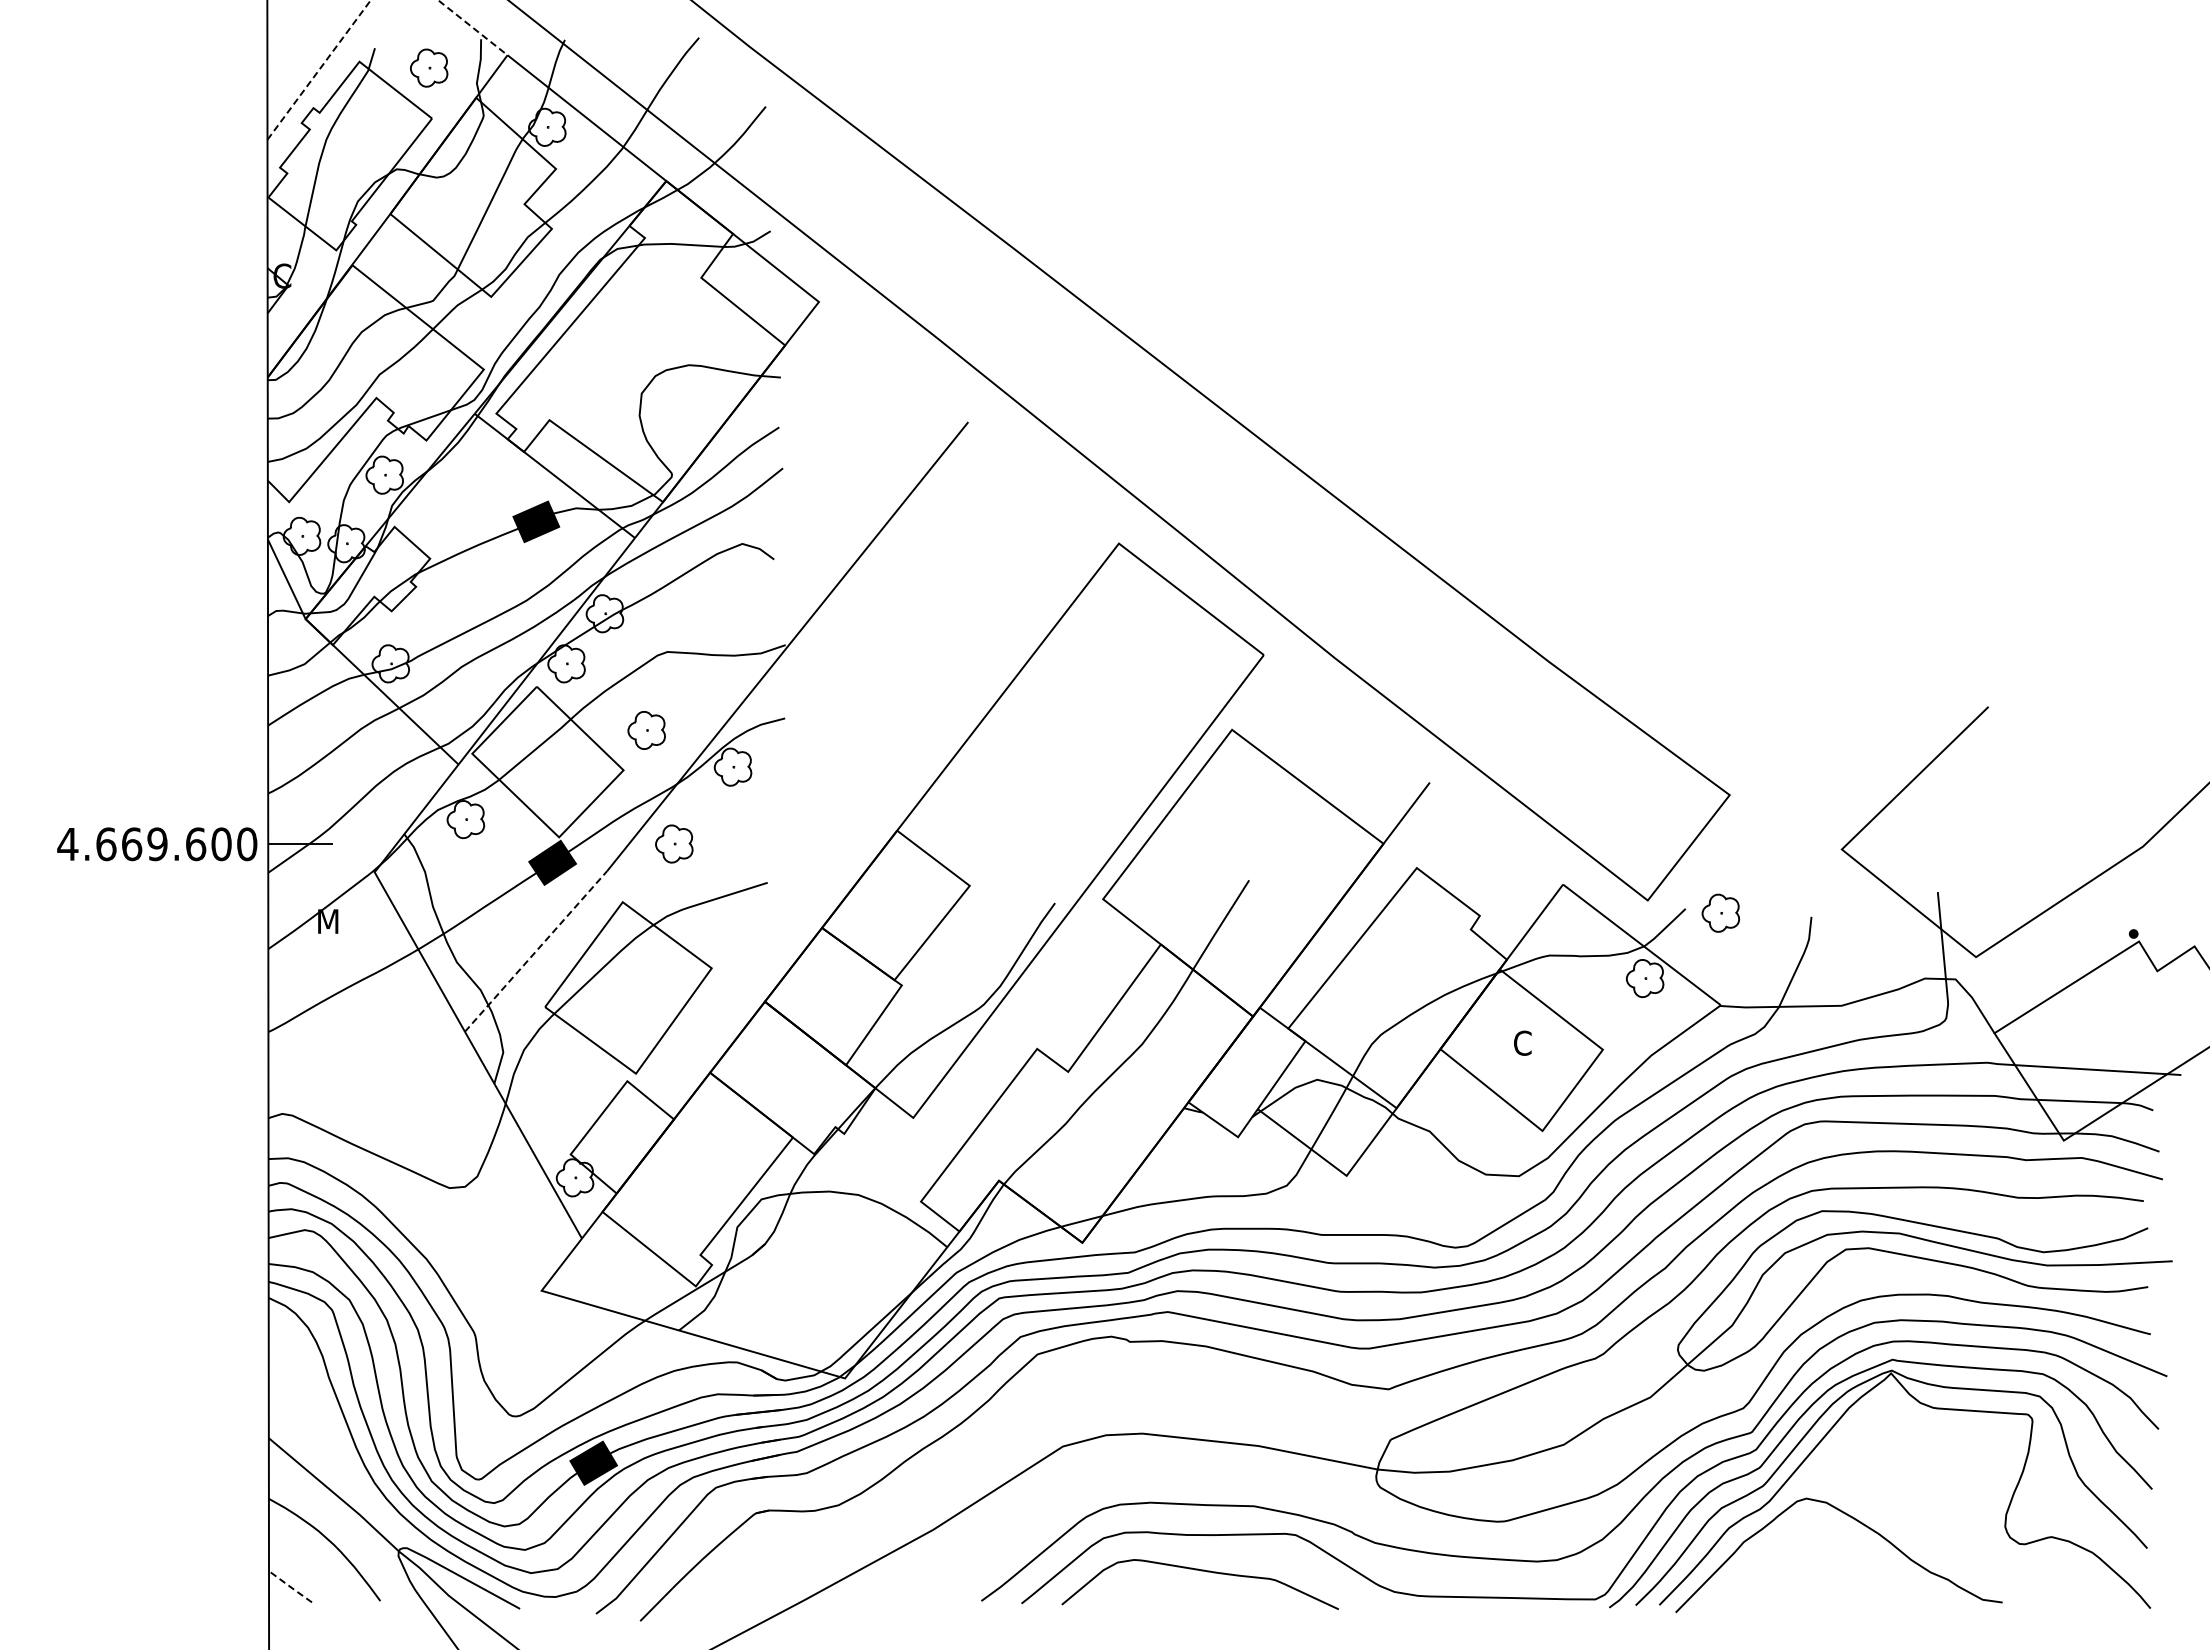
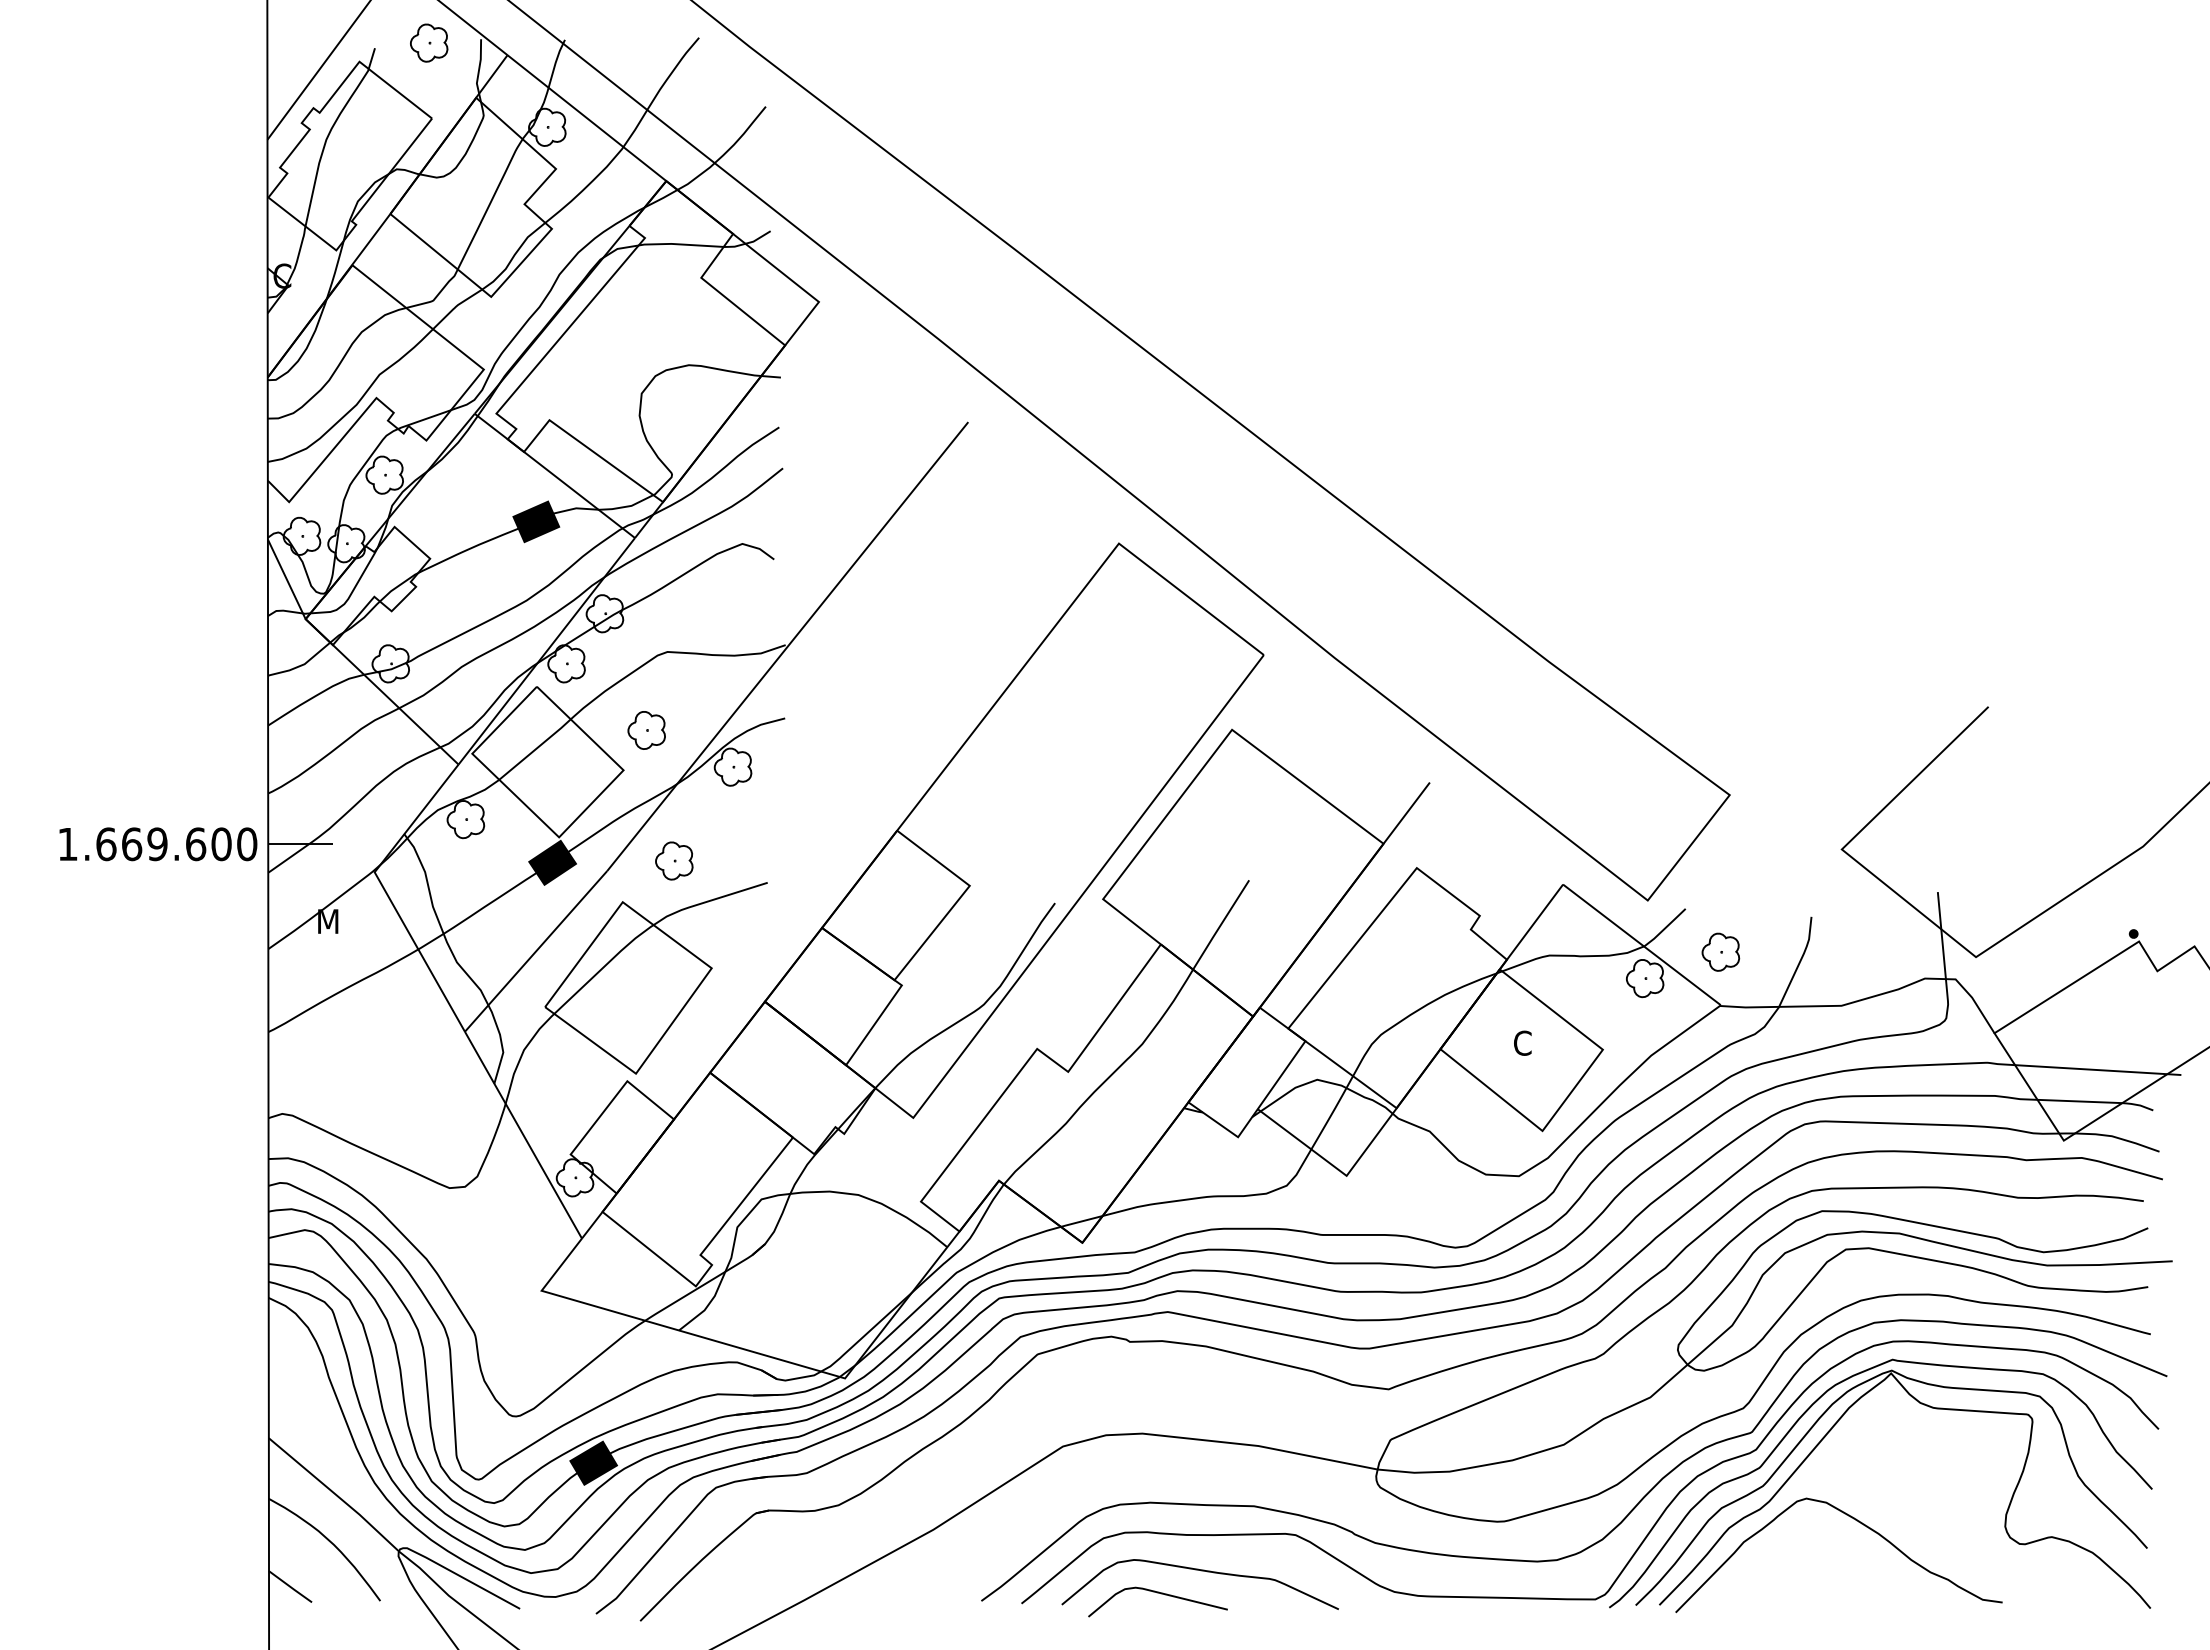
line: dashed -> solid (473, 27)
part position: (429, 67) -> (429, 42) (429, 42)
line: dashed -> solid (319, 70)
part position: (674, 843) -> (674, 860) (674, 860)
text: 4.669.600 -> 1.669.600 (67, 844)
part position: (1720, 912) -> (1720, 951) (1720, 951)
line: dashed -> solid (536, 951)
line: dashed -> solid (289, 1586)
curve: none -> present (1157, 1593)
